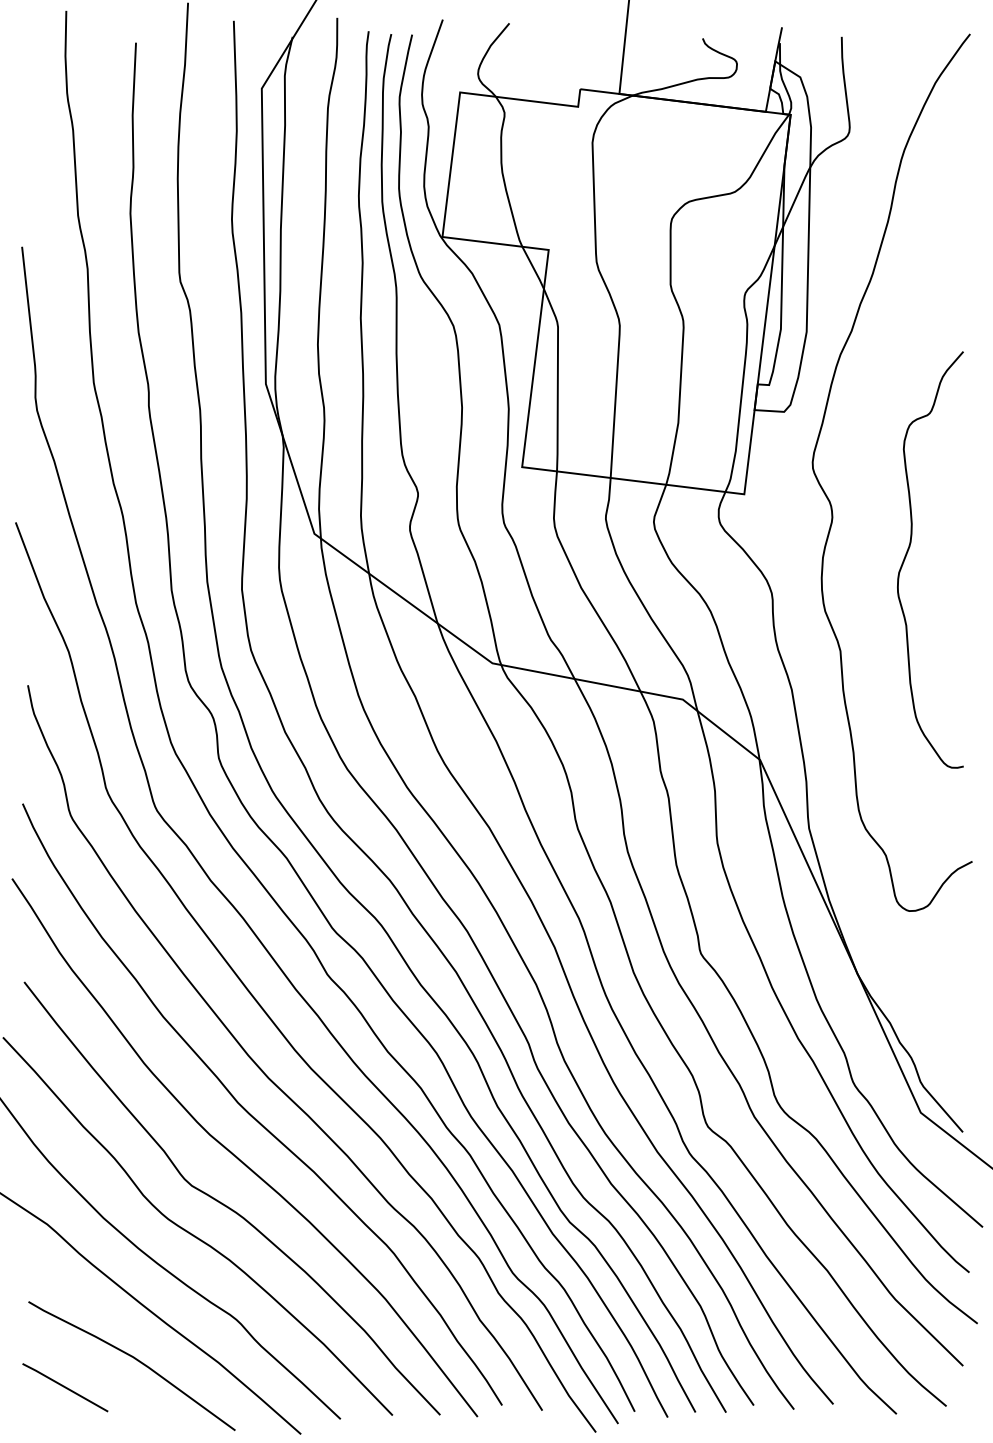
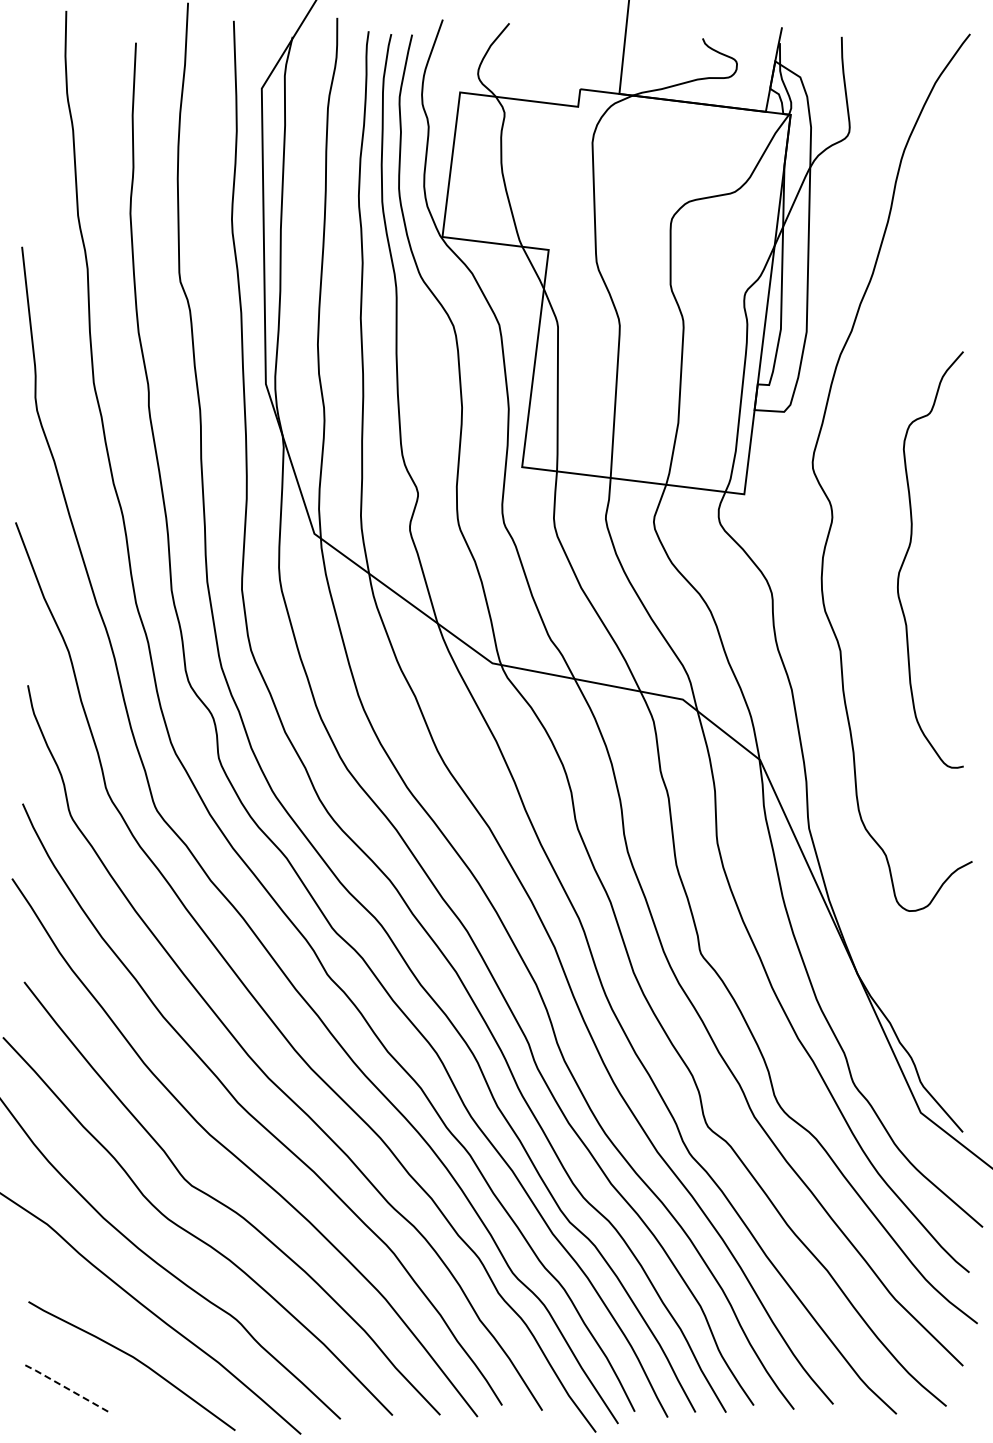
line: solid -> dashed (65, 1387)
